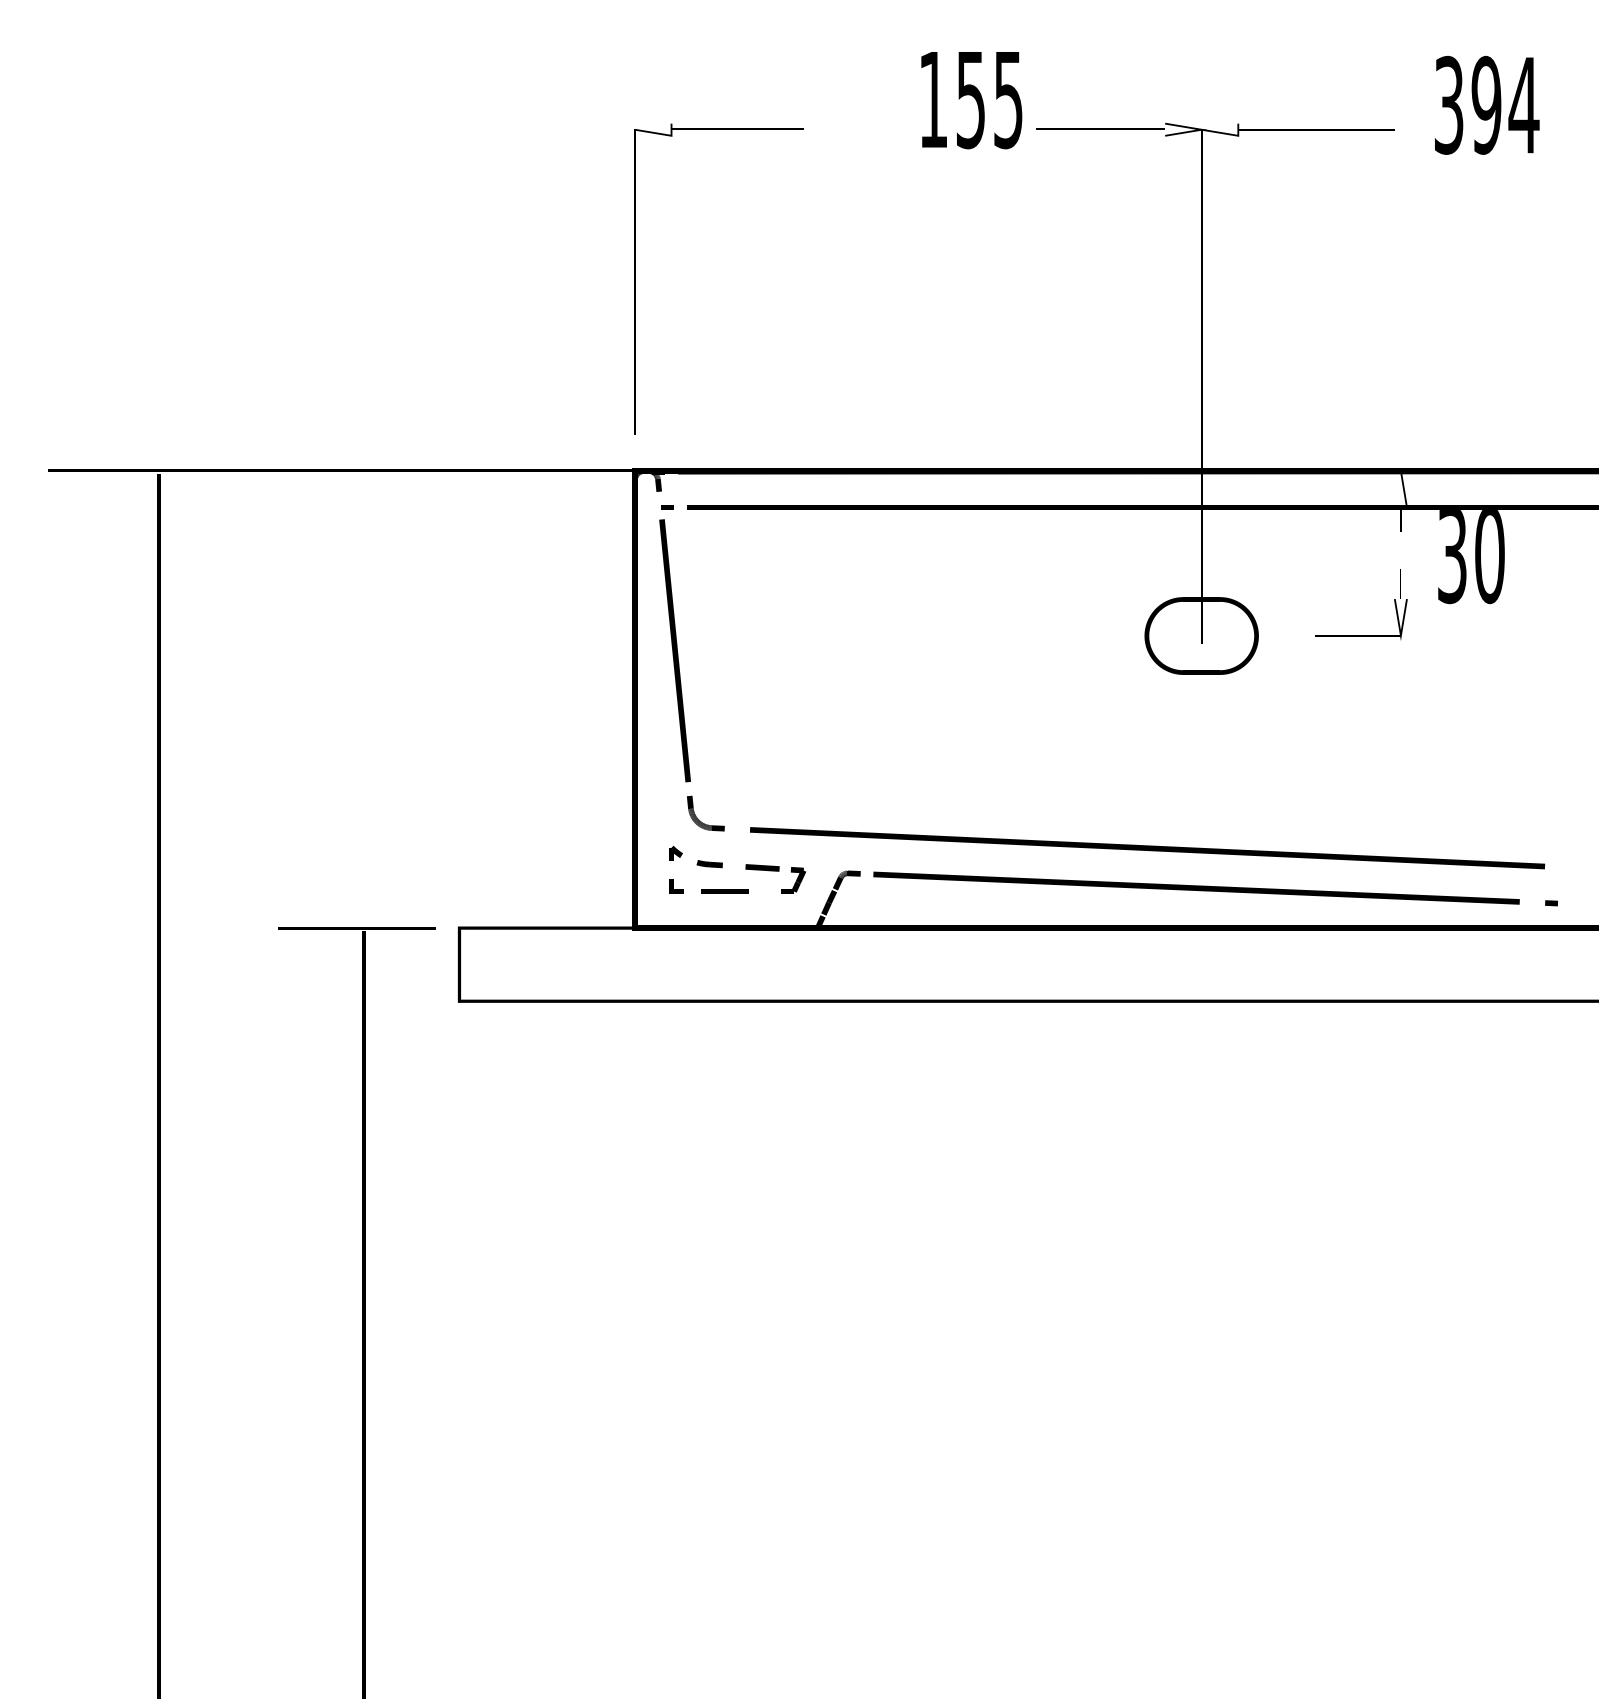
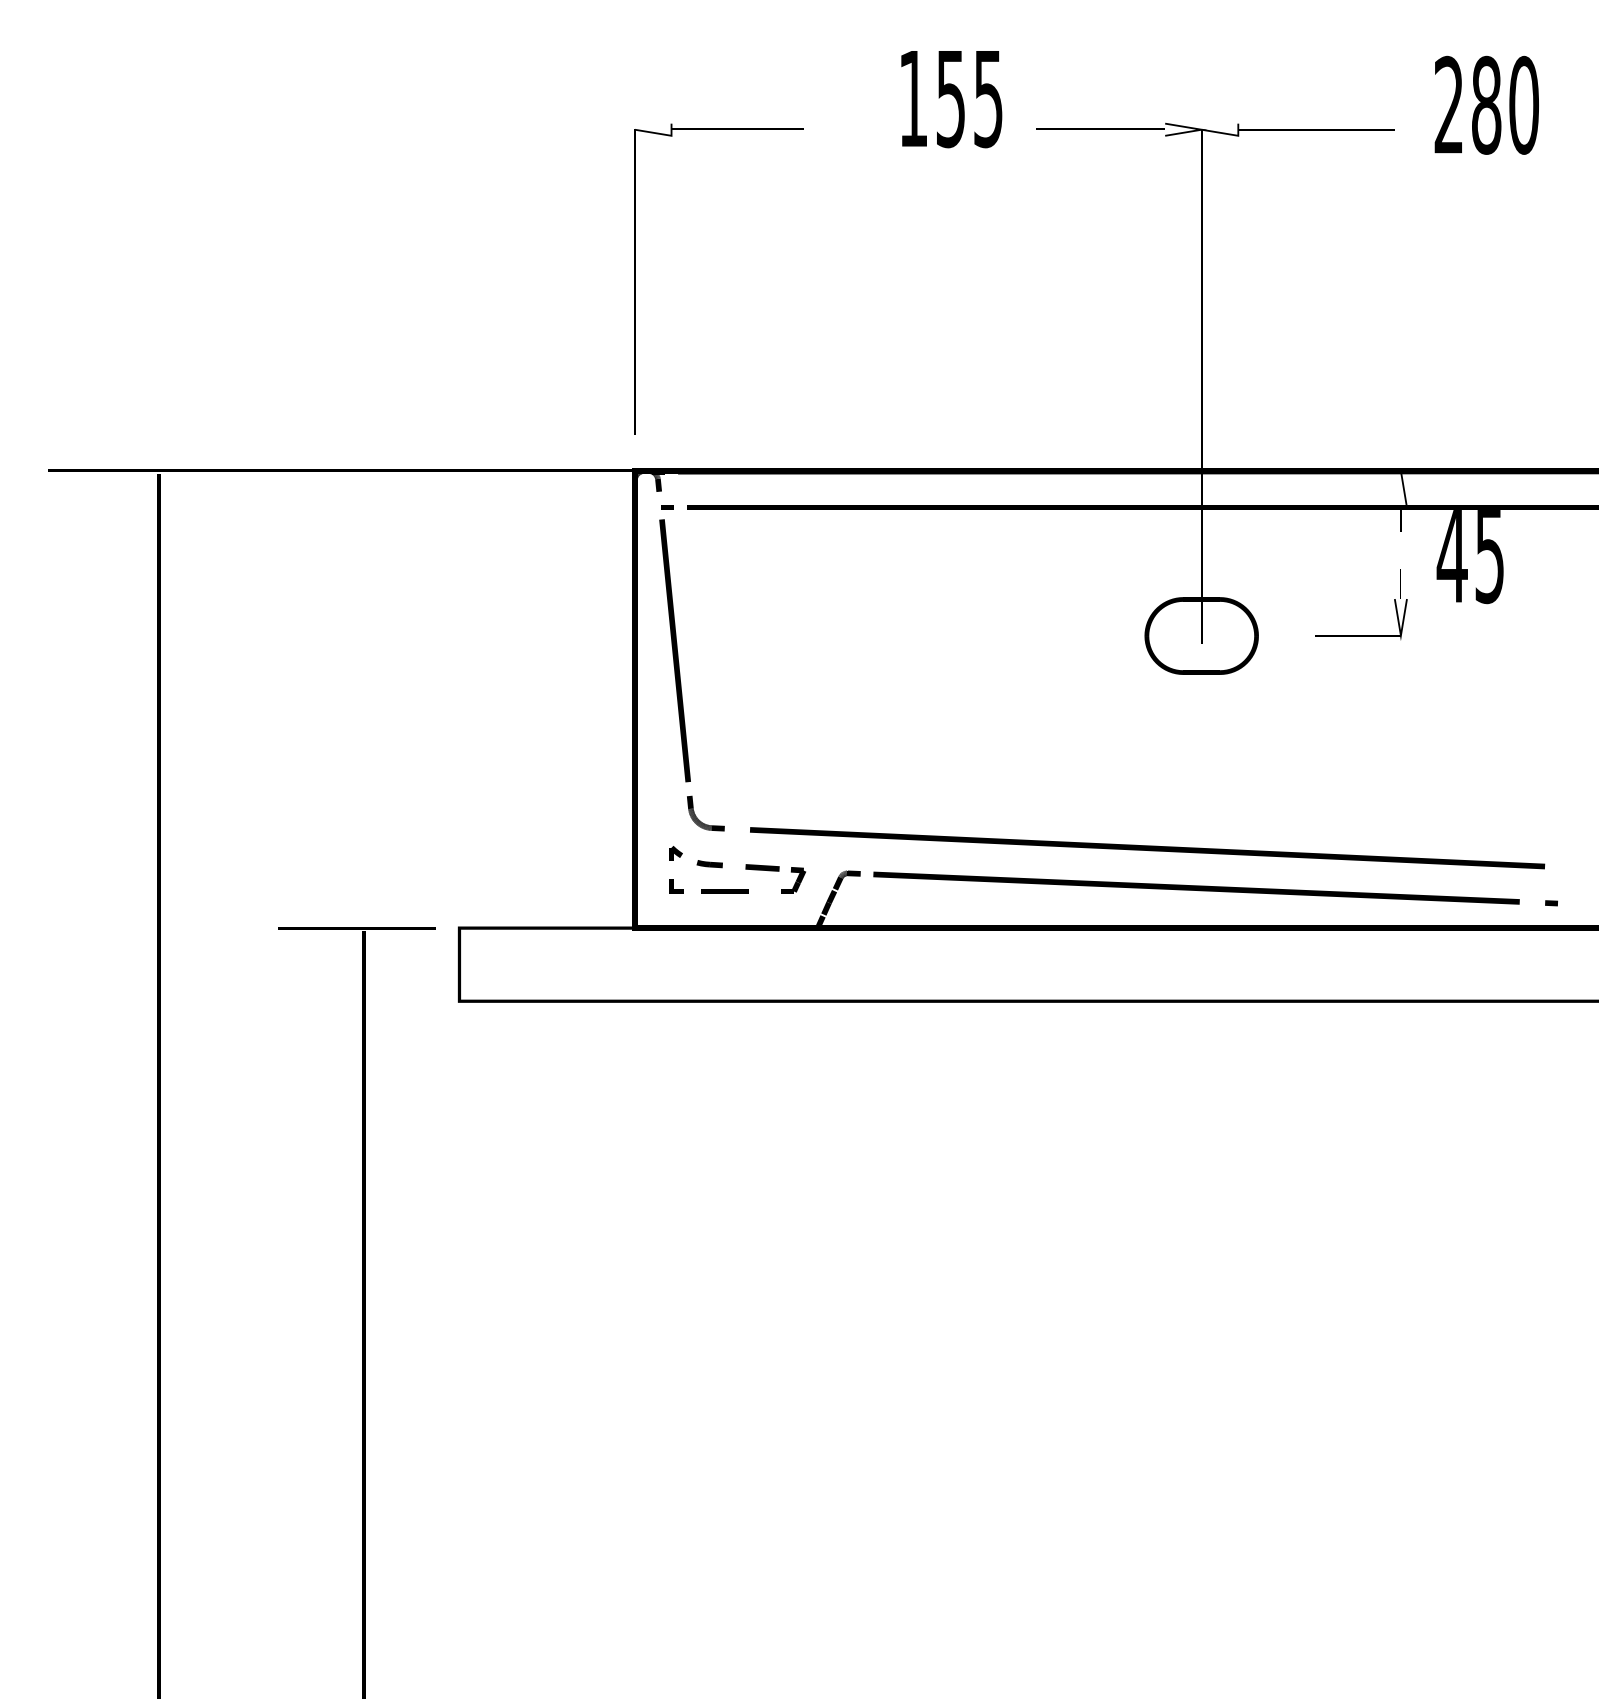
text position: (971, 100) -> (951, 99) (951, 99)
text: 394 -> 280 (1486, 104)
text: 30 -> 45 (1470, 557)
